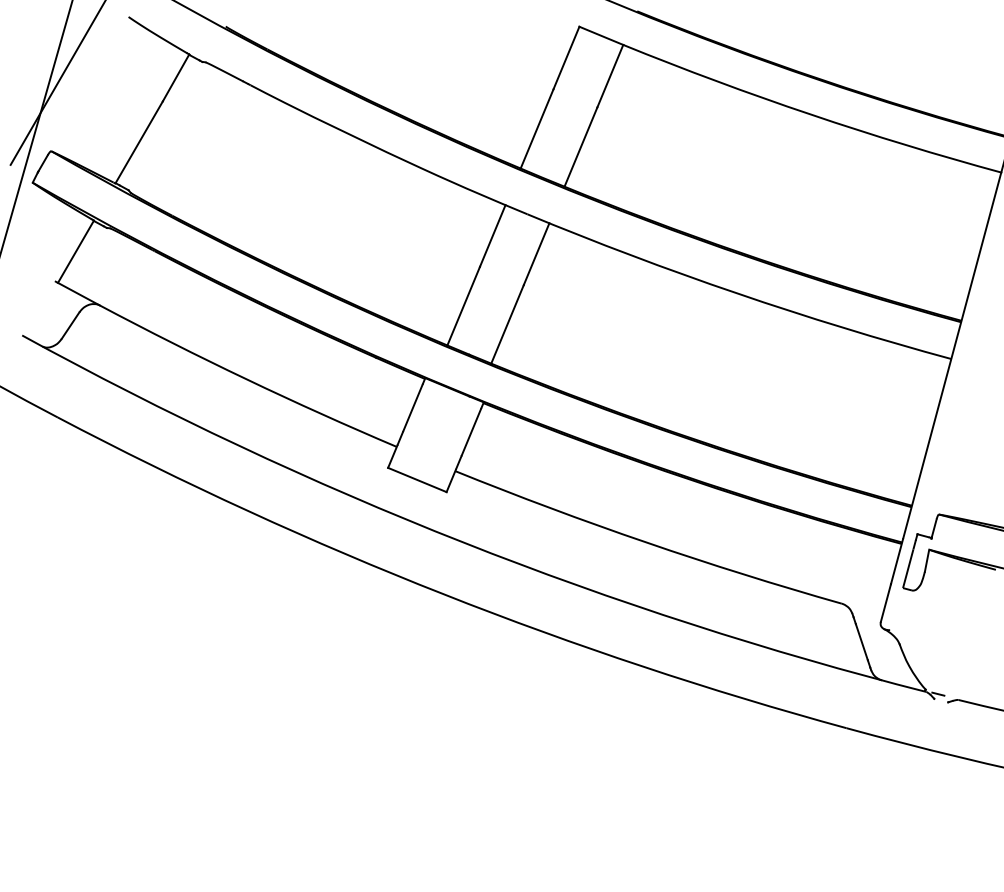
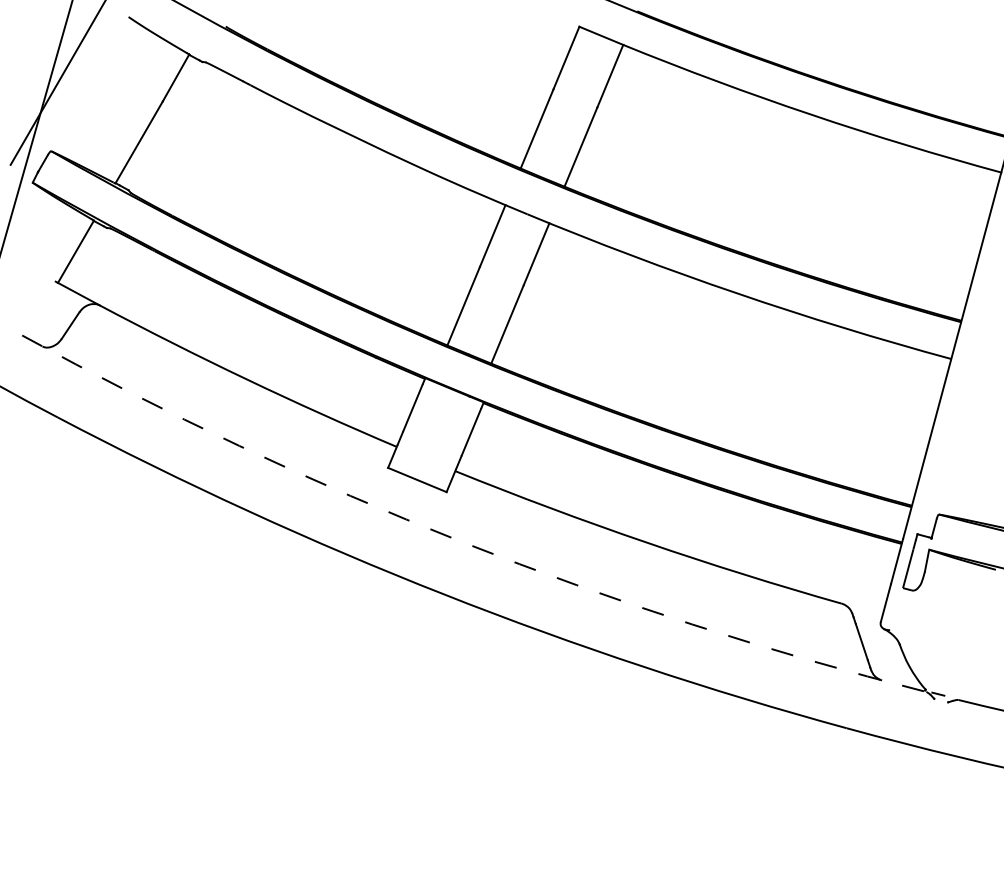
arc: solid -> dashed (462, 542)
